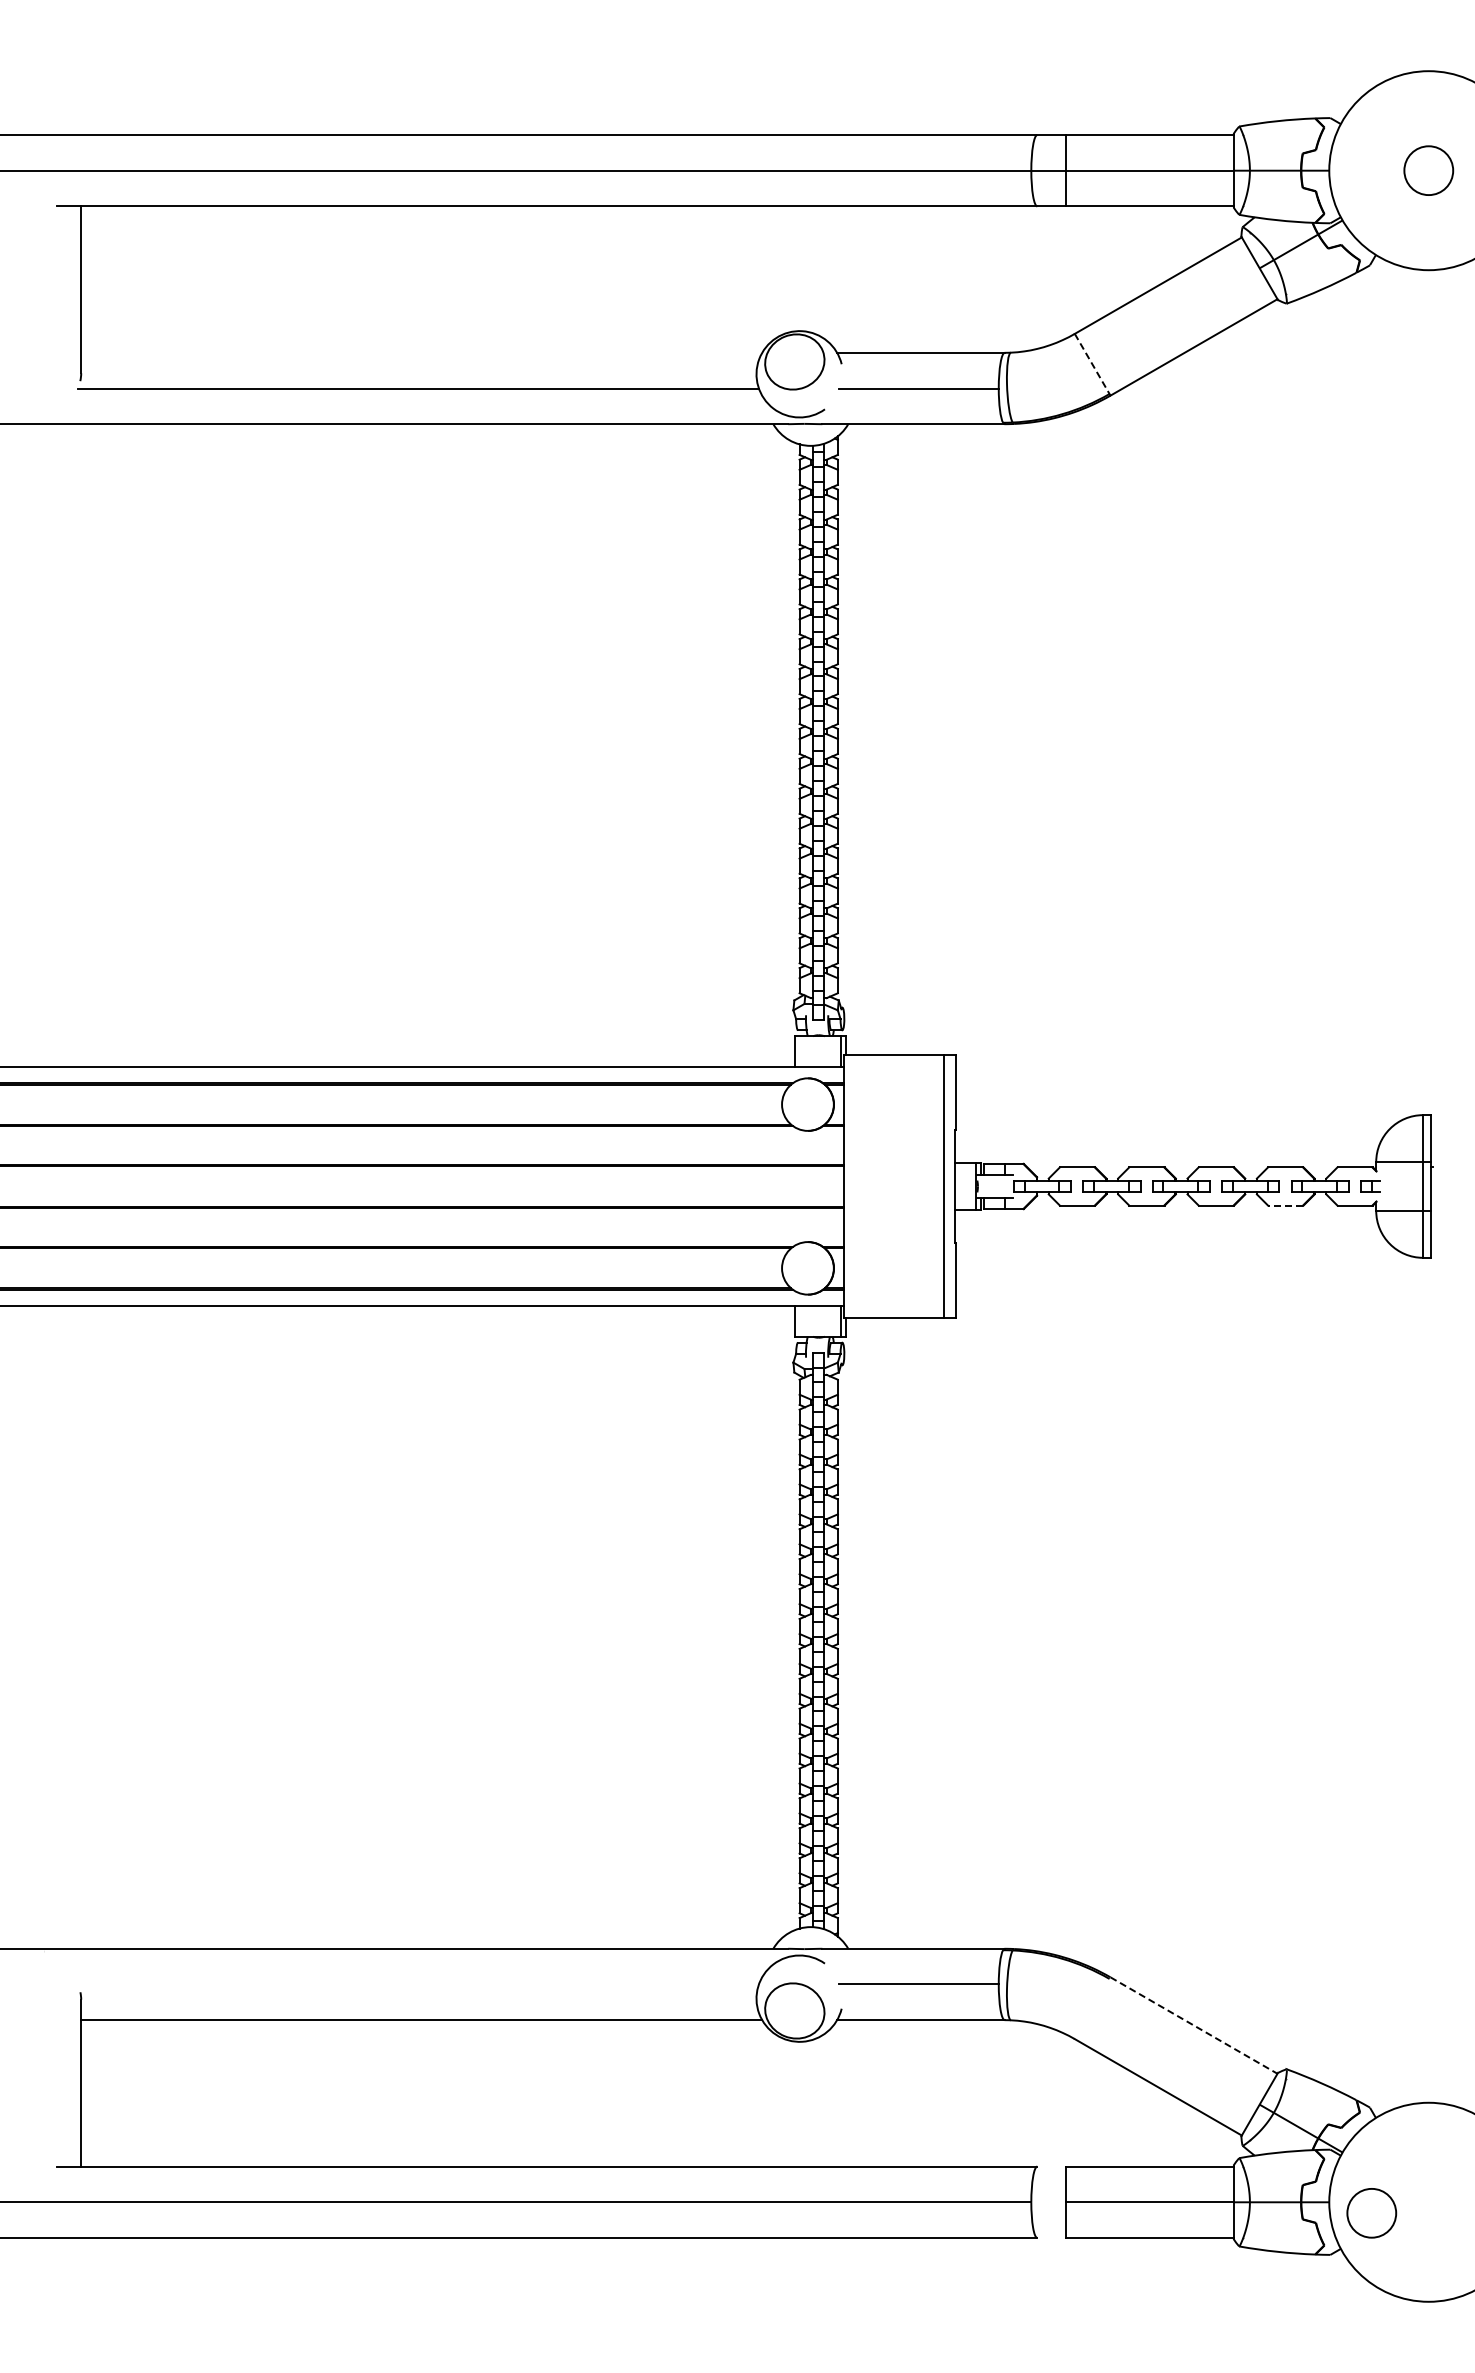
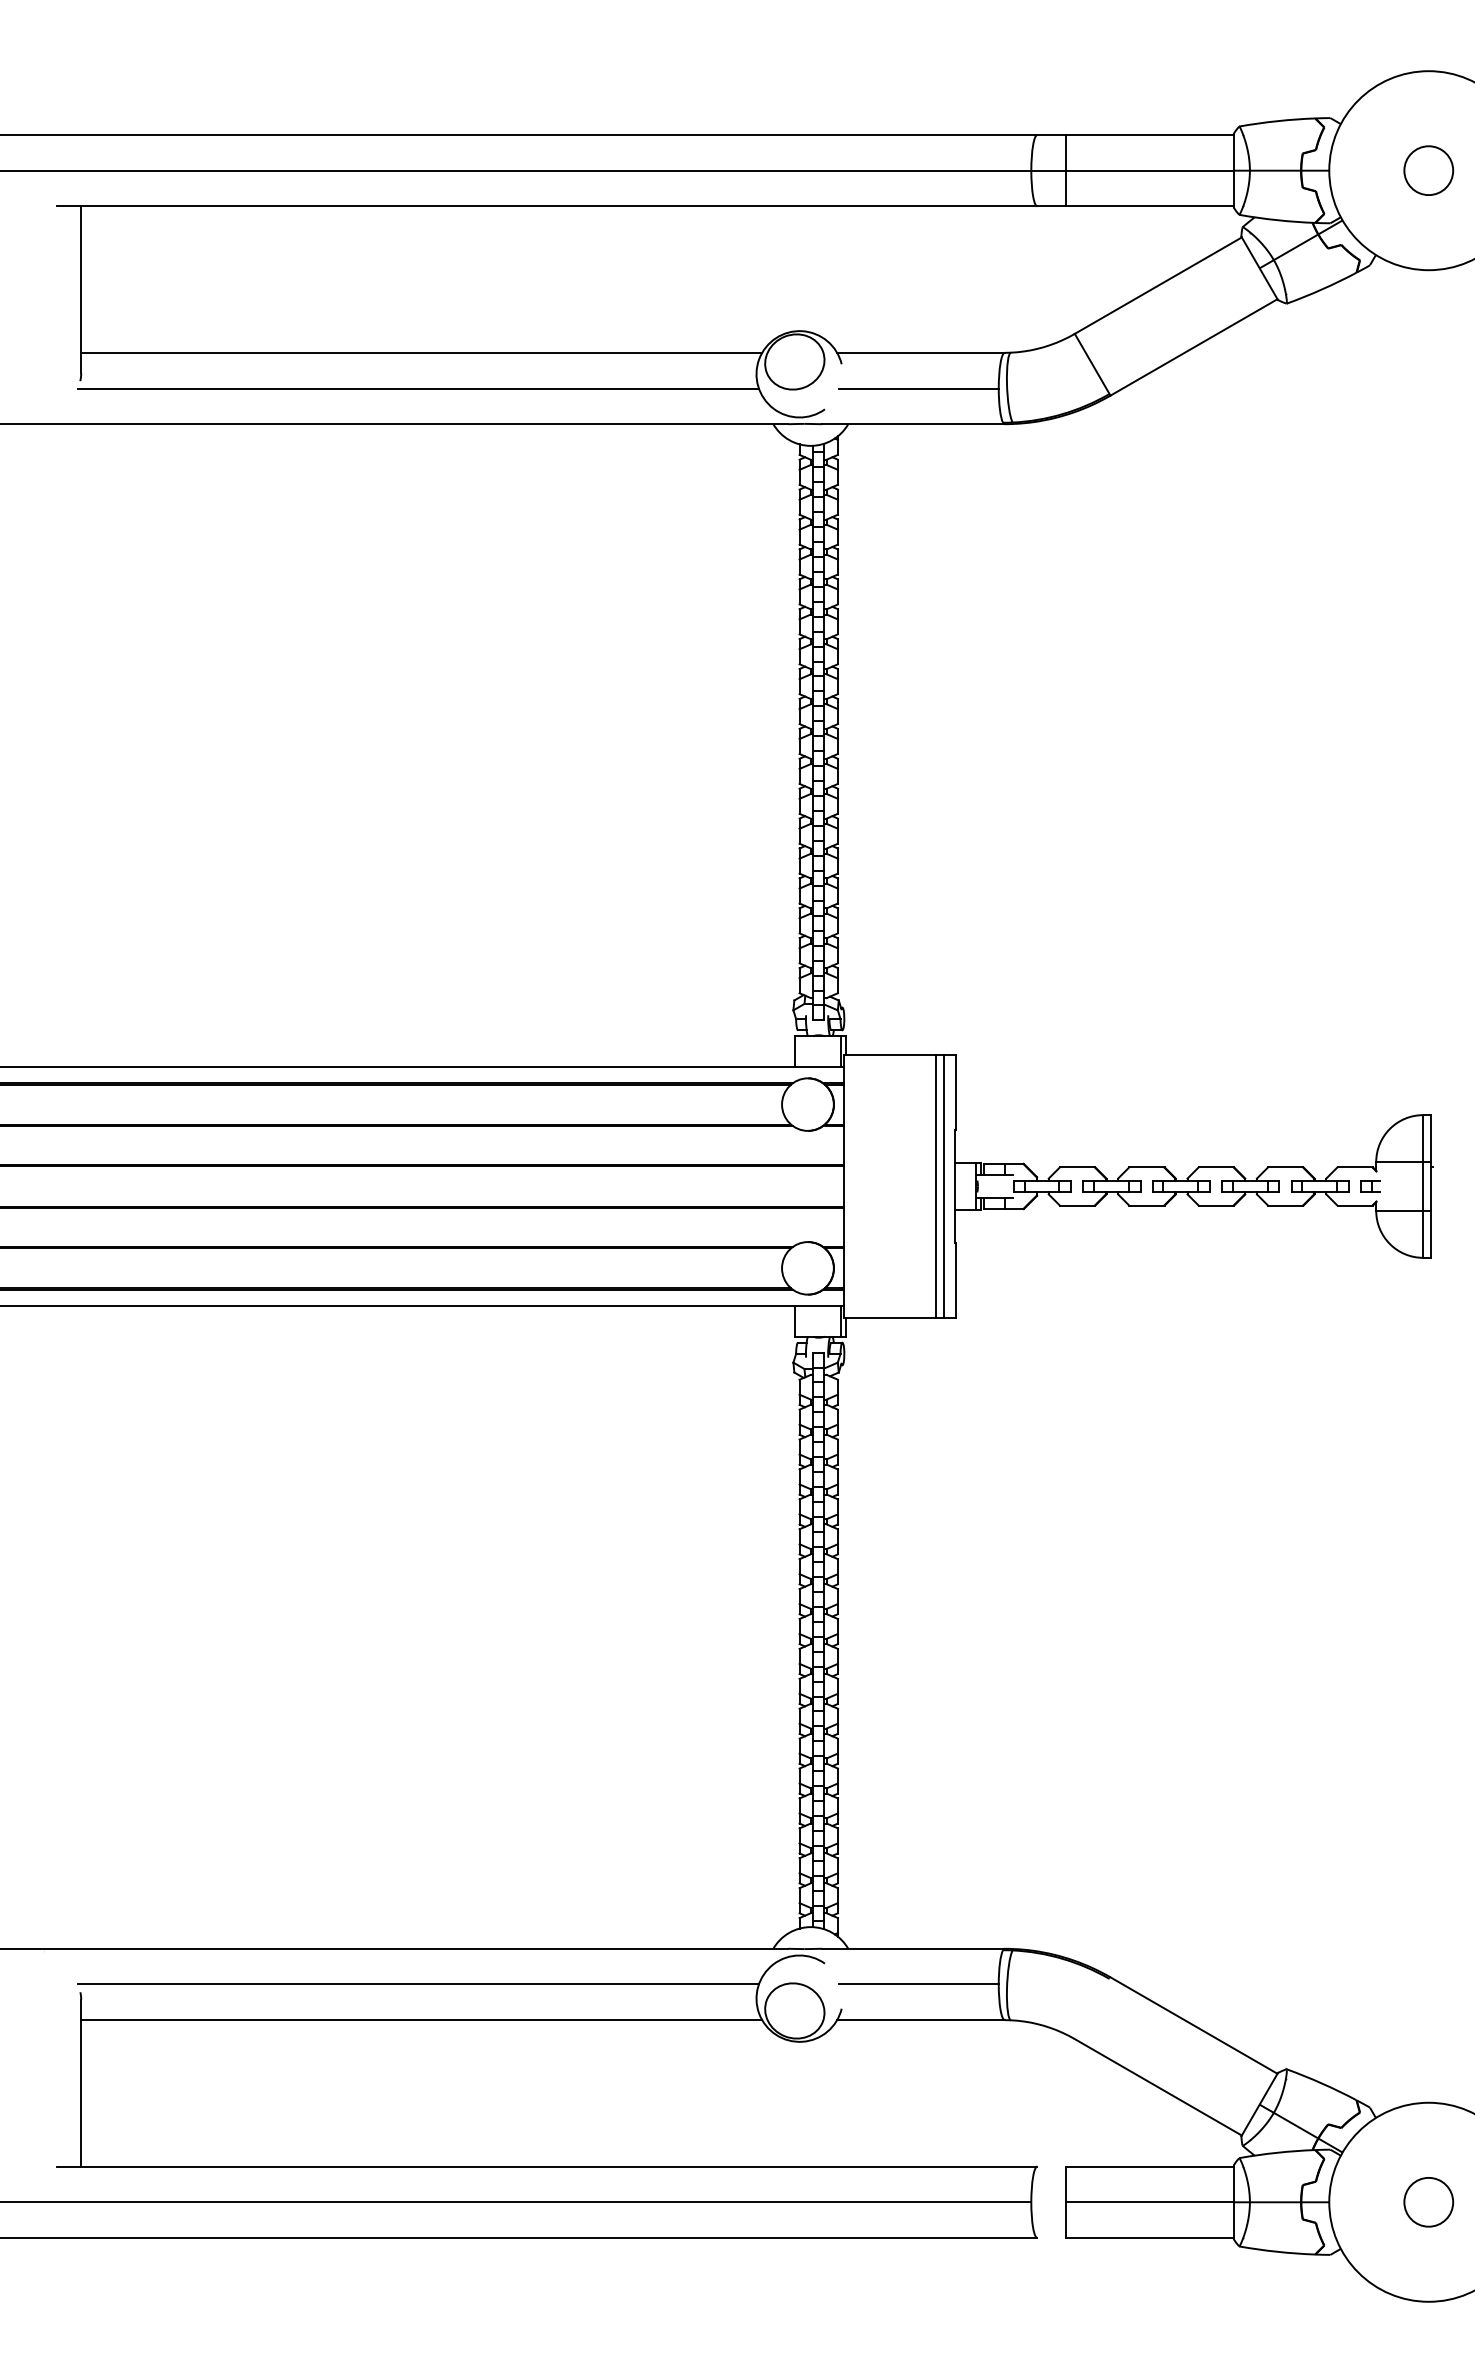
line: none -> present (421, 352)
line: dashed -> solid (1092, 364)
line: none -> present (936, 1186)
line: dashed -> solid (1285, 1205)
line: none -> present (417, 1984)
line: dashed -> solid (1194, 2025)
circle position: (1371, 2213) -> (1428, 2202) (1428, 2202)
